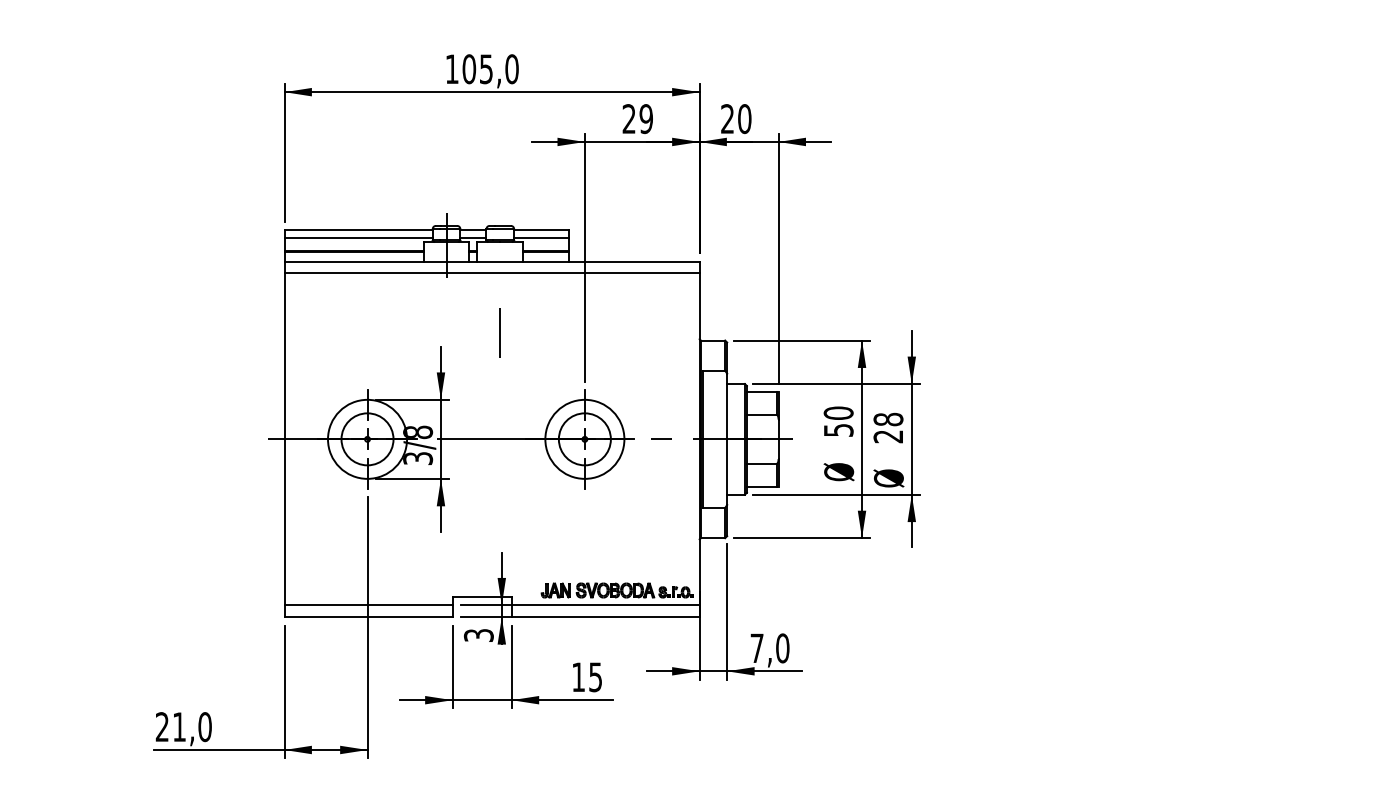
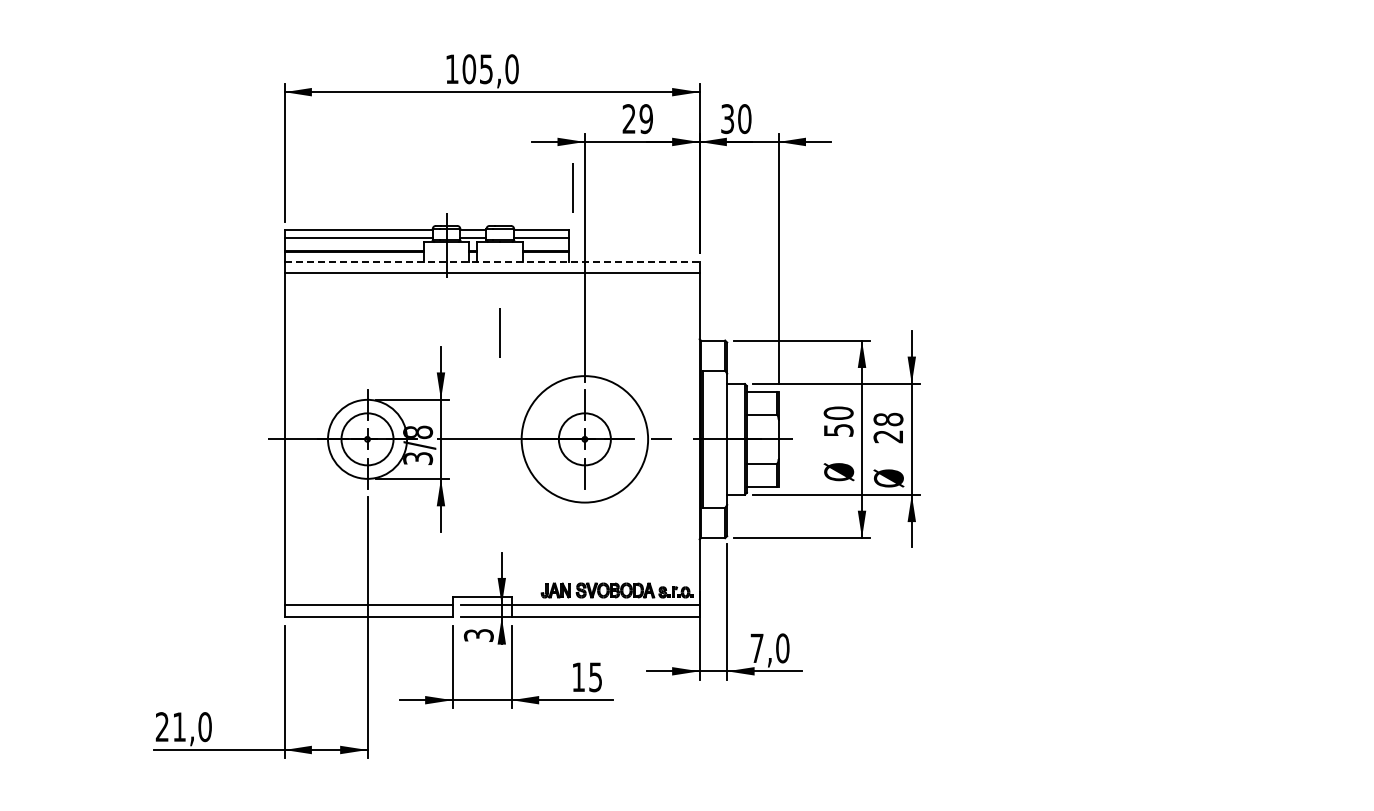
text: 20 -> 30 (727, 119)
line: none -> present (572, 187)
line: solid -> dashed (492, 261)
circle diameter: 79 px -> 126 px (584, 439)
